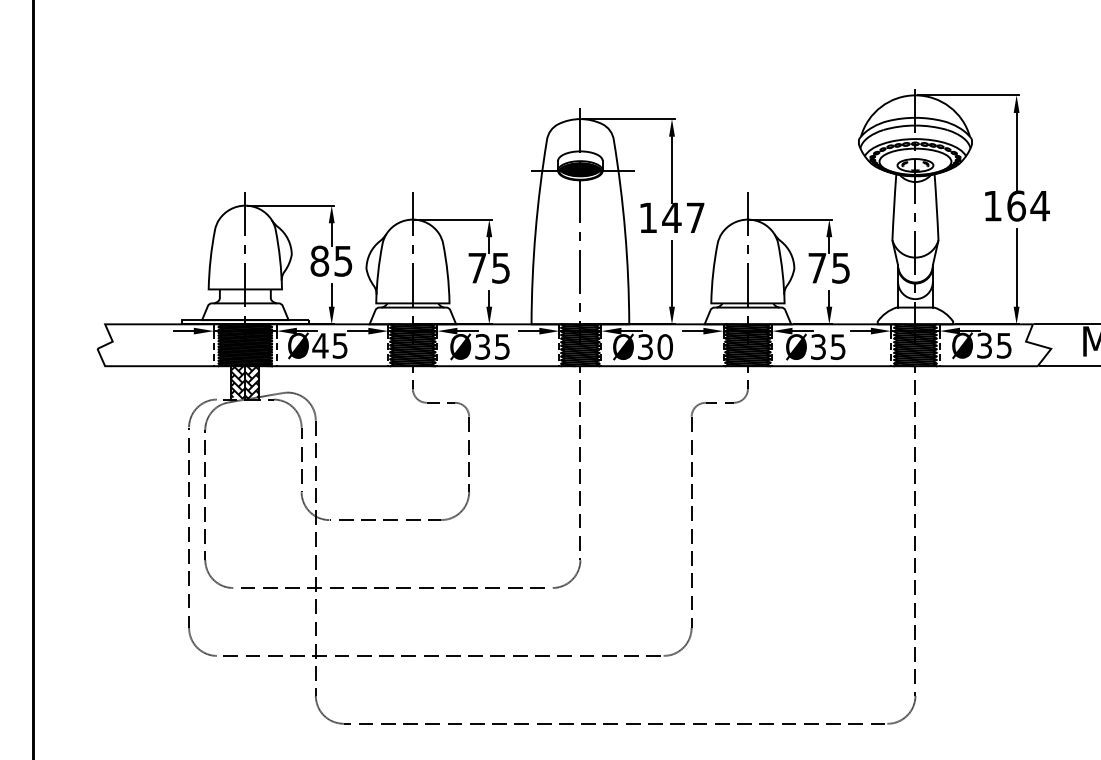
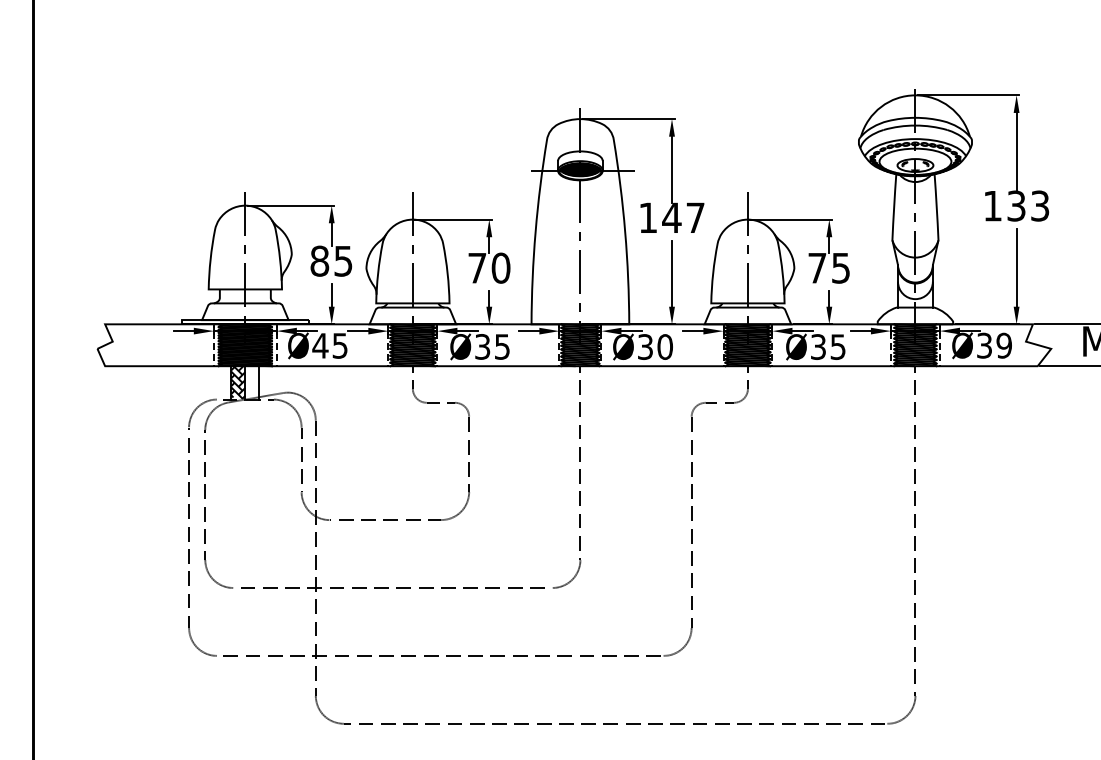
text: 164 -> 133 (1028, 205)
text: 75 -> 70 (500, 267)
text: Ø35 -> Ø39 (1003, 345)
hatch: present -> none (252, 382)
